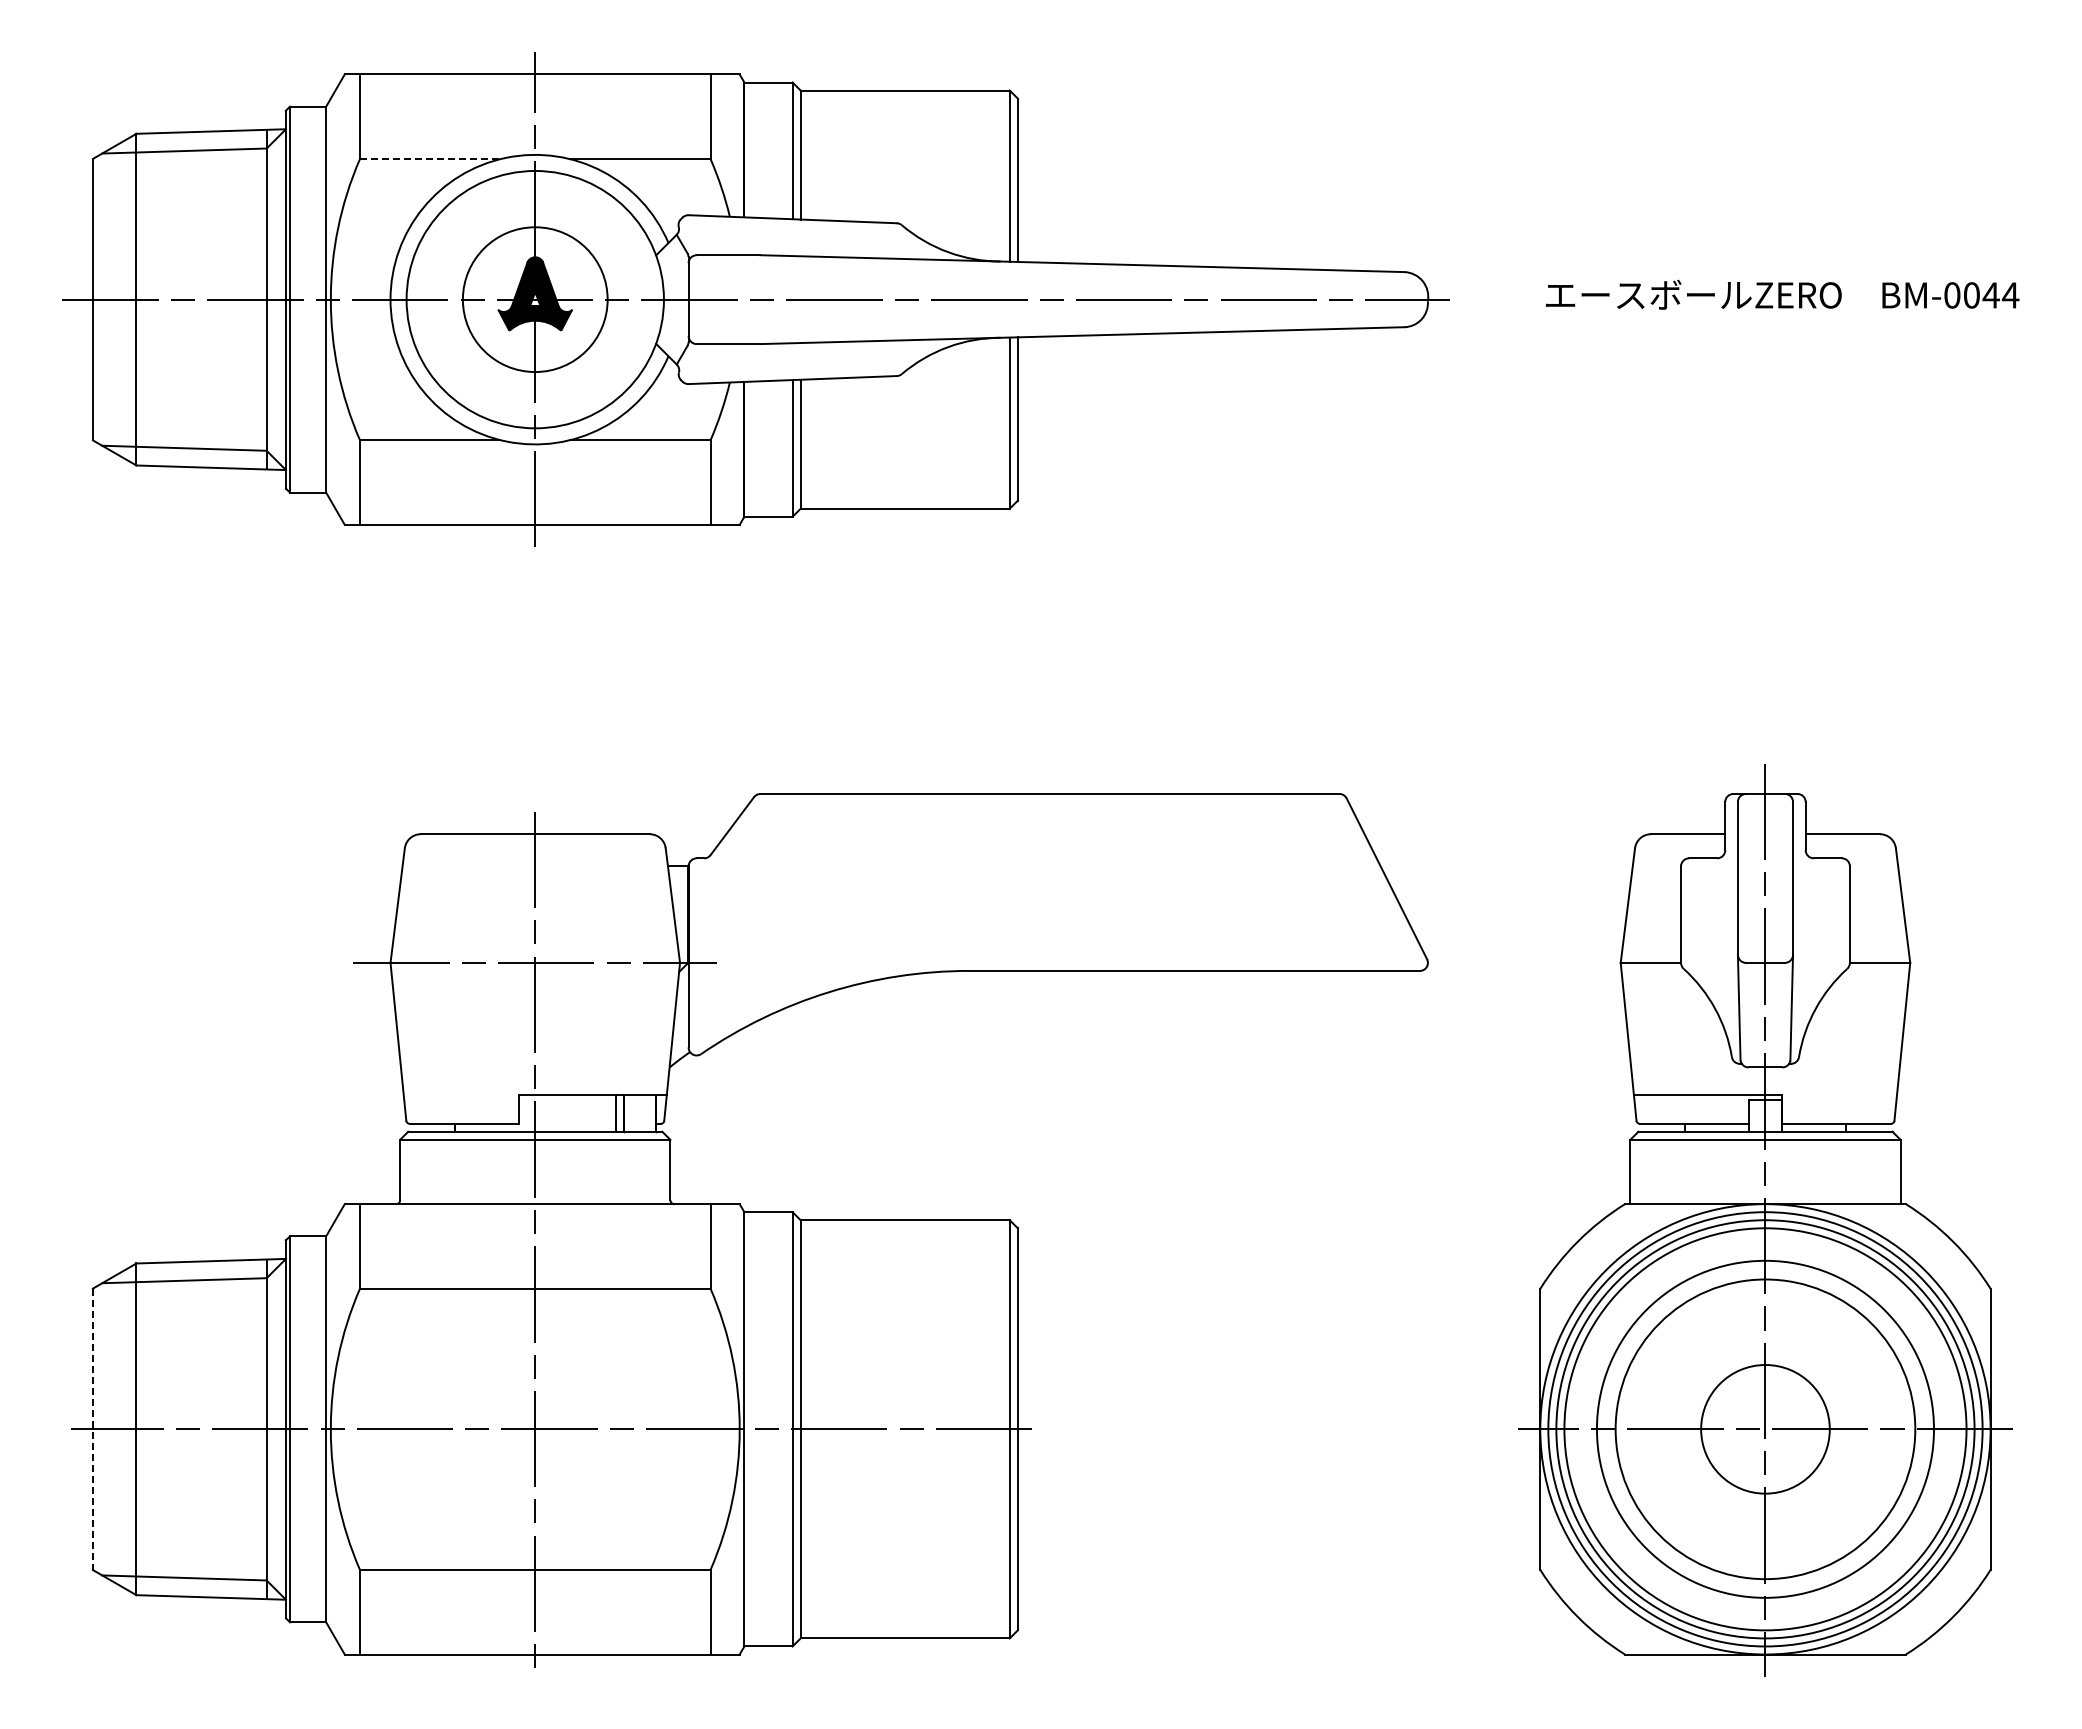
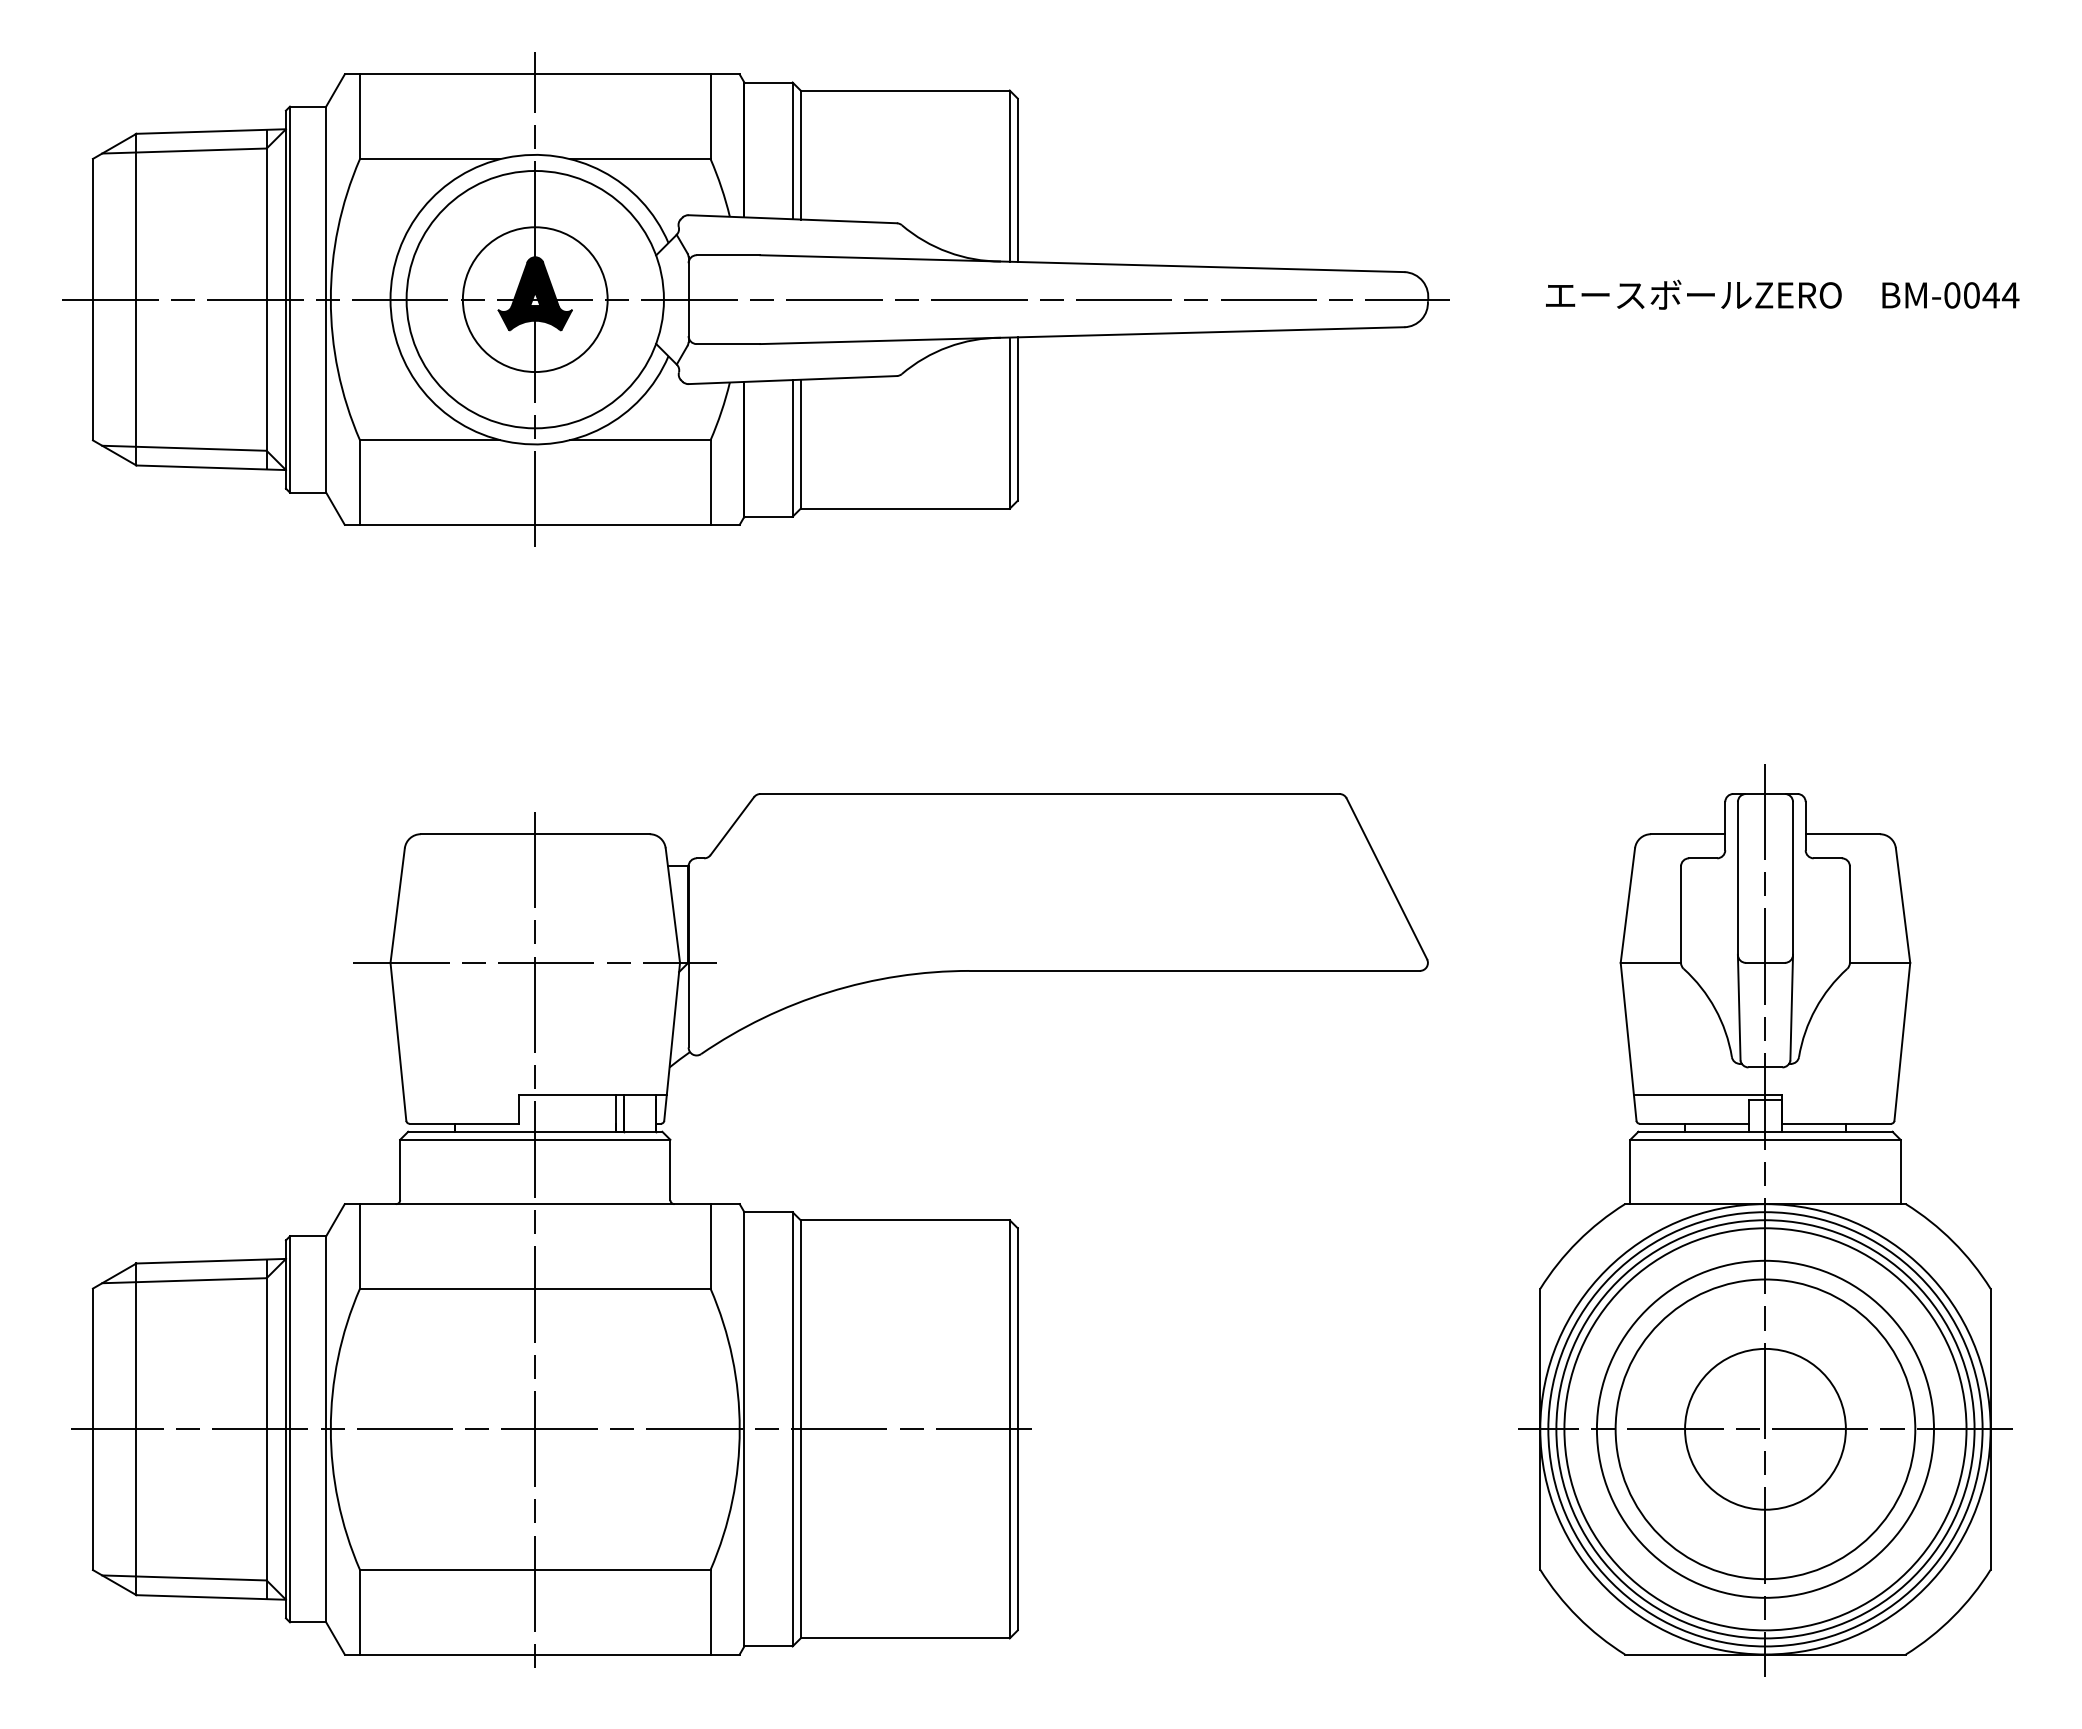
line: dashed -> solid (430, 159)
circle diameter: 129 px -> 161 px (1765, 1428)
line: dashed -> solid (92, 1429)
